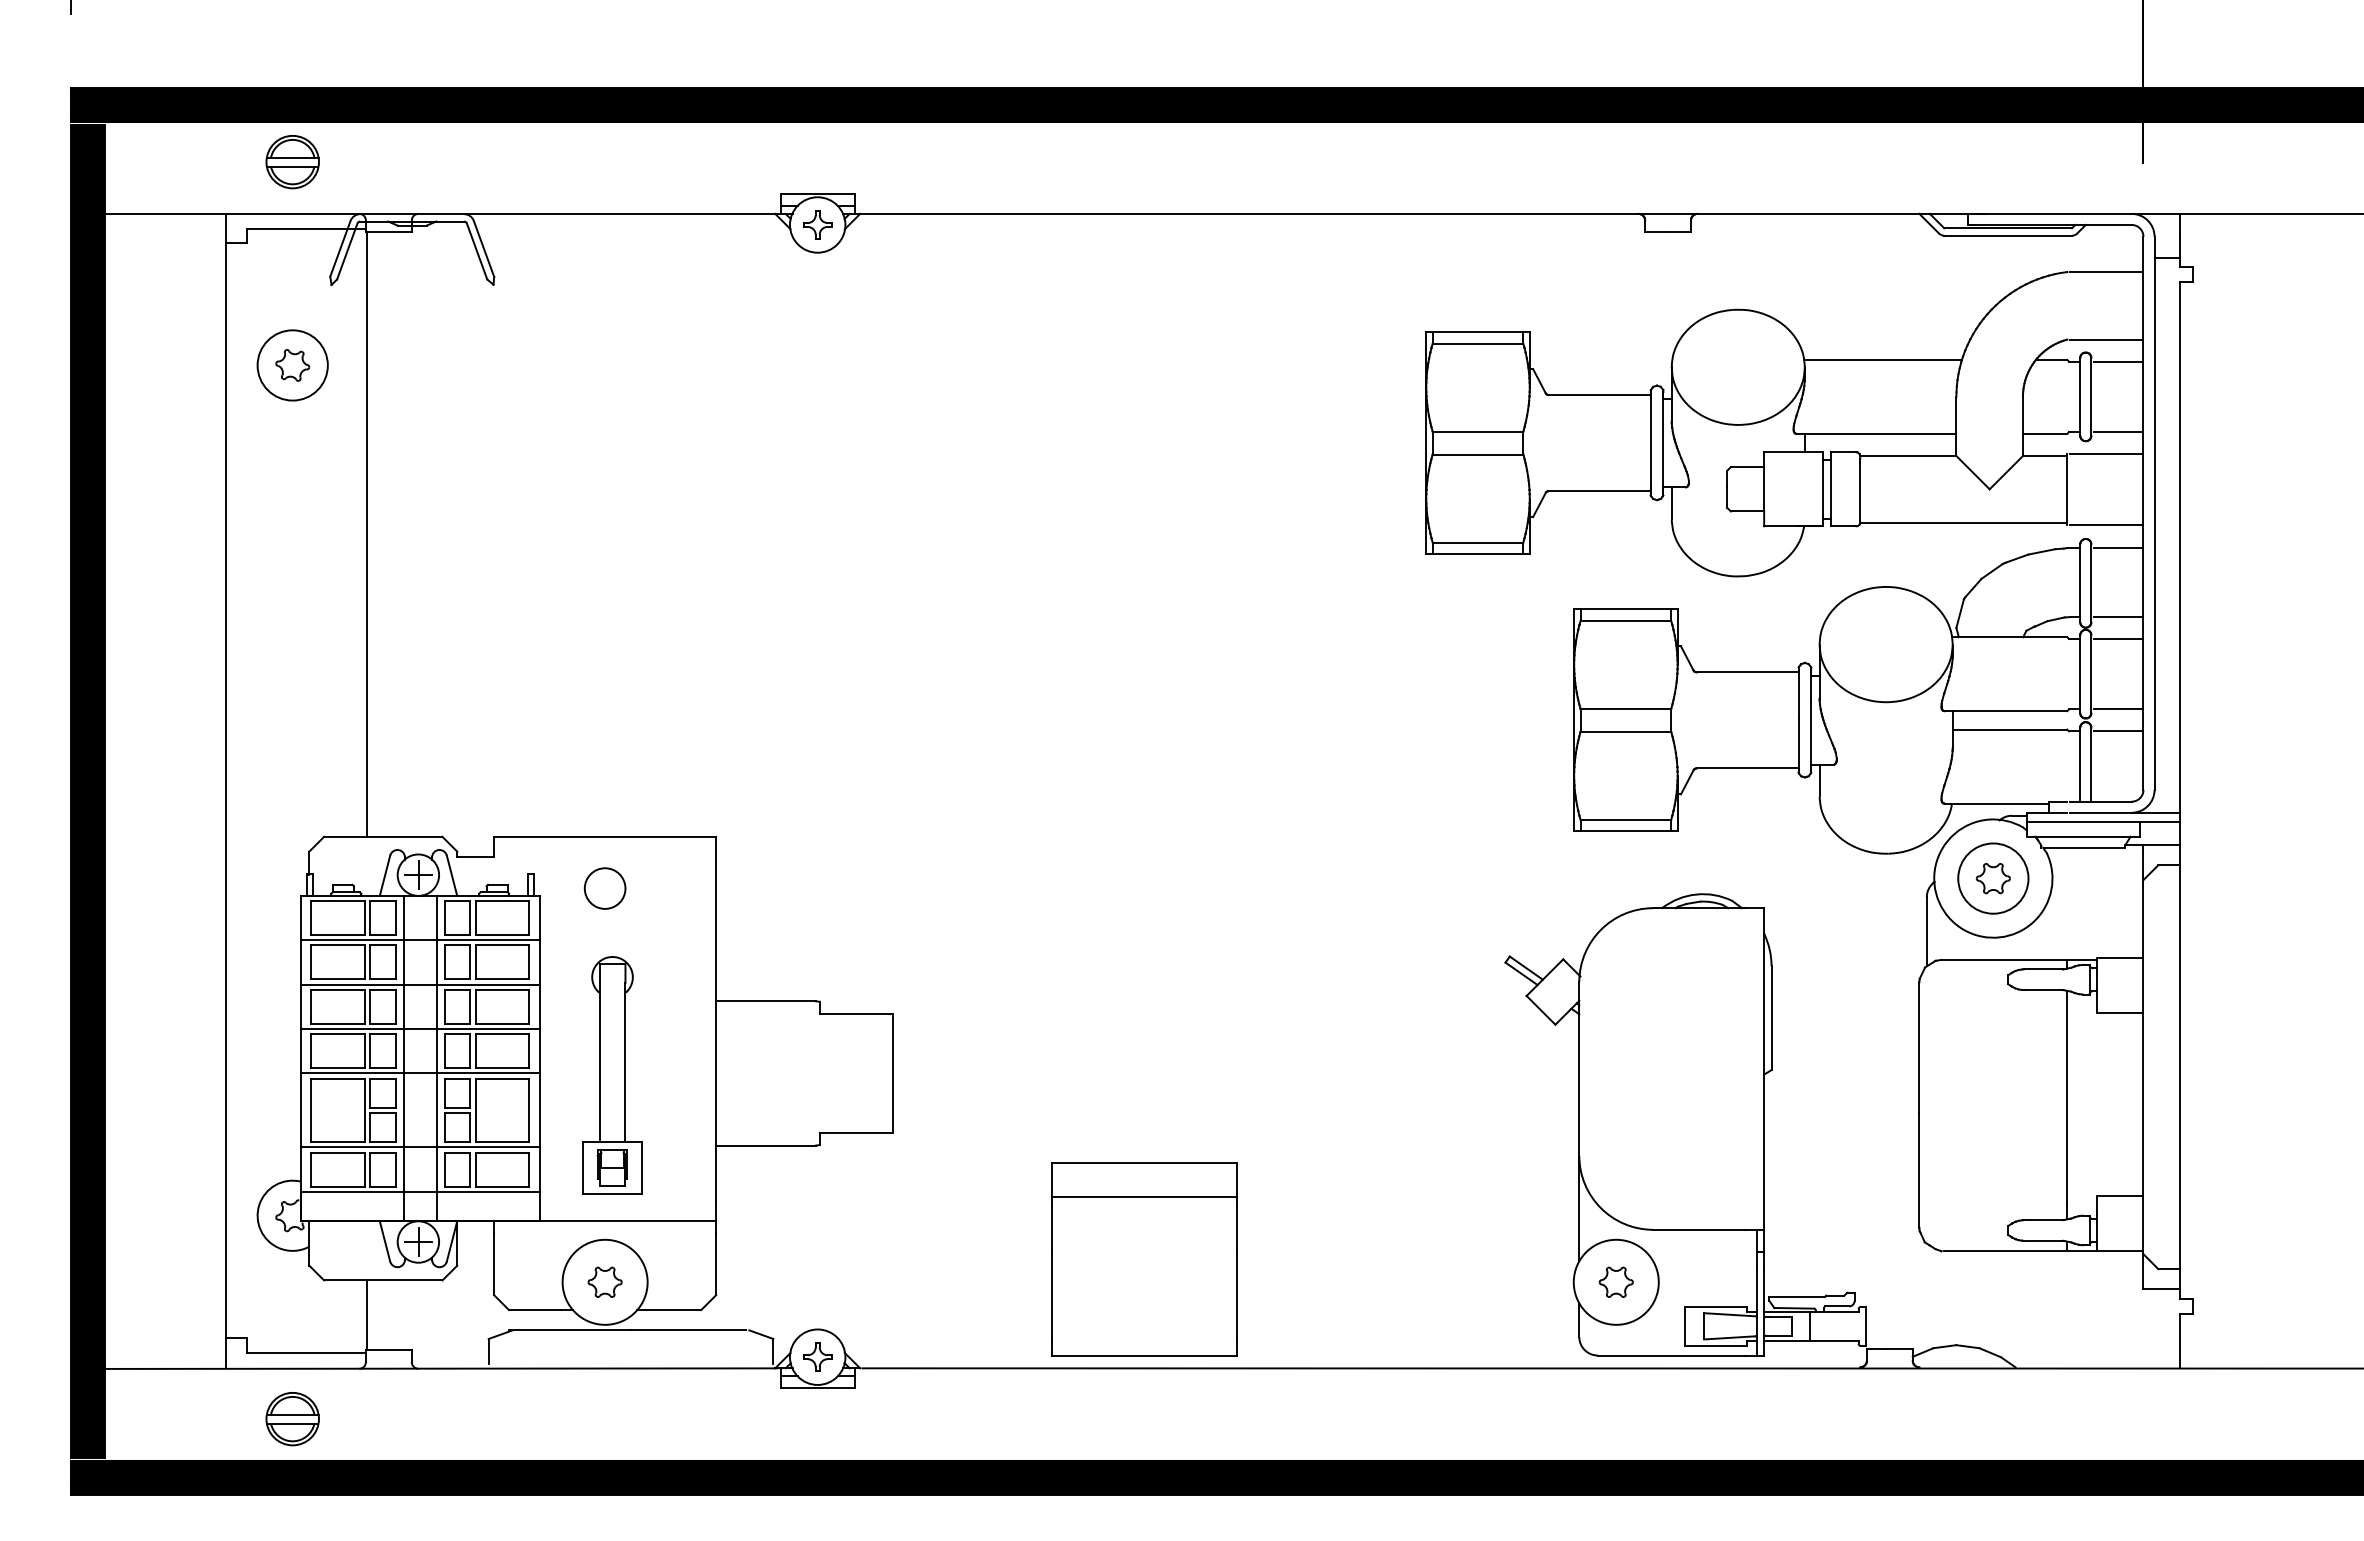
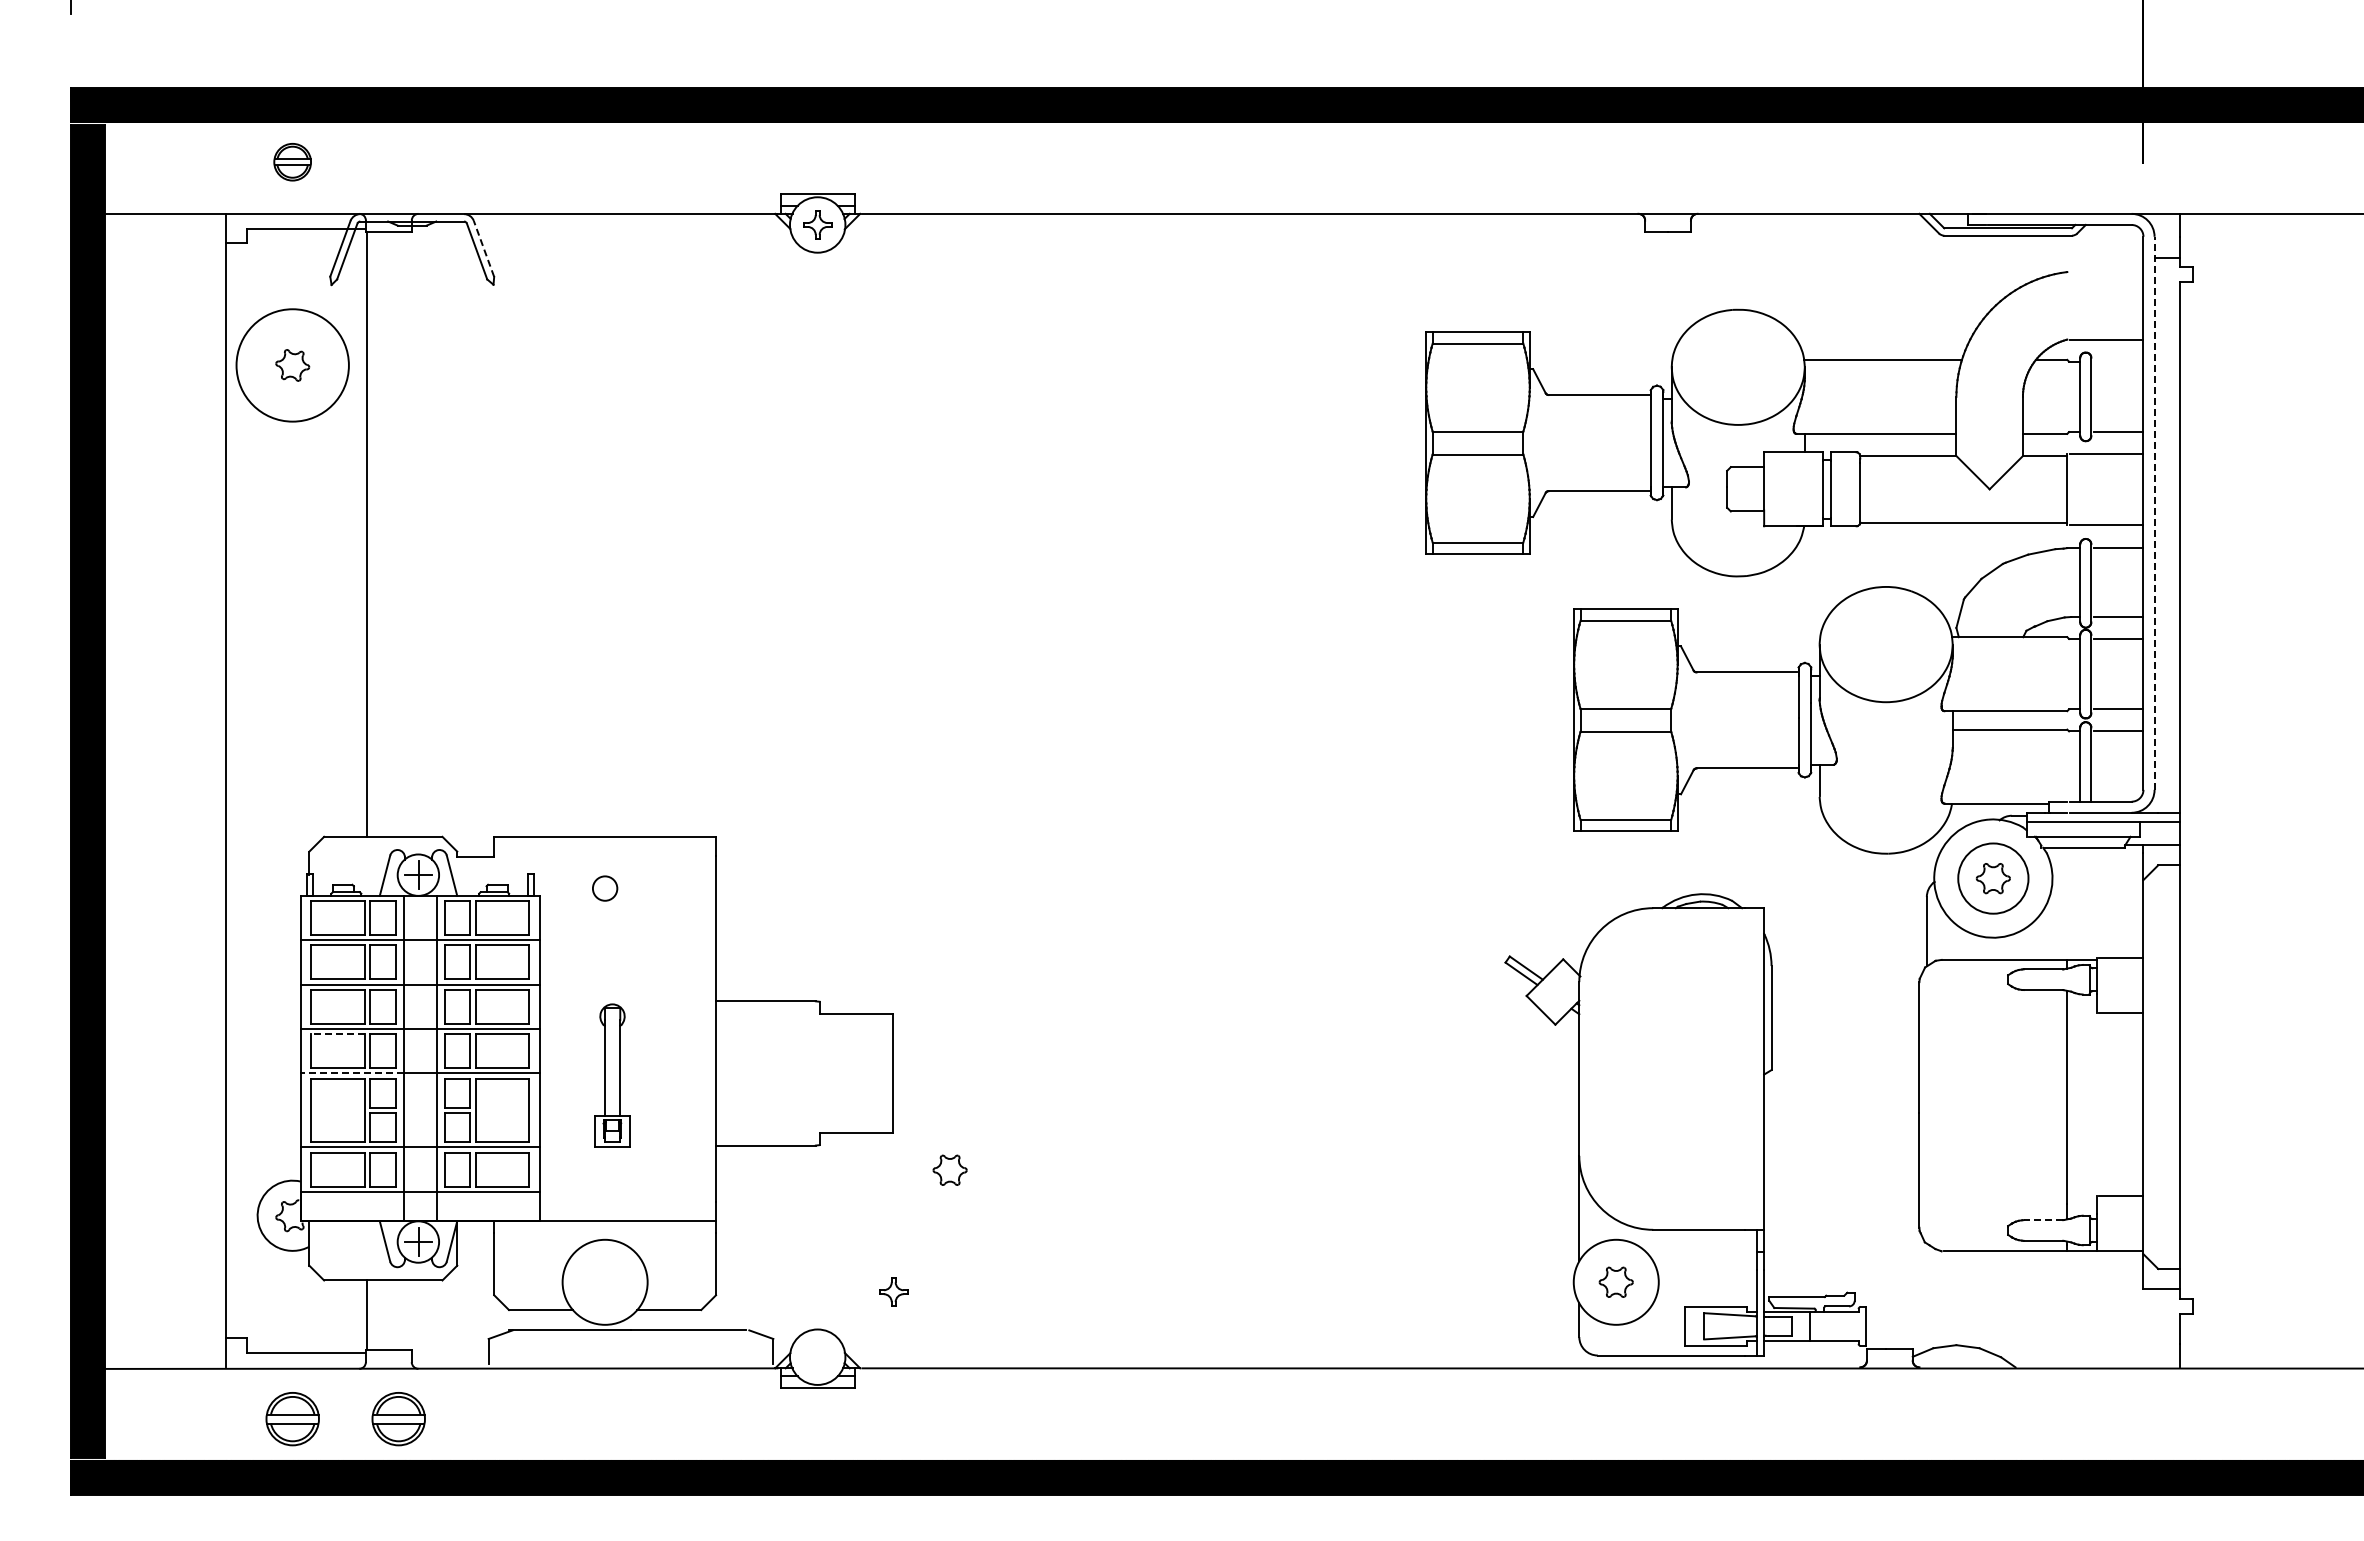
part size: 55x55 px -> 39x39 px (292, 162)
line: solid -> dashed (484, 248)
line: present -> none (2106, 272)
line: present -> none (2118, 361)
circle diameter: 70 px -> 112 px (292, 365)
line: solid -> dashed (2154, 513)
circle diameter: 41 px -> 24 px (604, 888)
line: solid -> dashed (337, 1034)
line: solid -> dashed (352, 1073)
part size: 61x239 px -> 37x145 px (612, 1075)
line: solid -> dashed (2043, 1220)
part: present -> none (1144, 1259)
part position: (604, 1281) -> (949, 1169) (949, 1169)
part position: (817, 1356) -> (893, 1291) (893, 1291)
part: none -> present (398, 1419)
